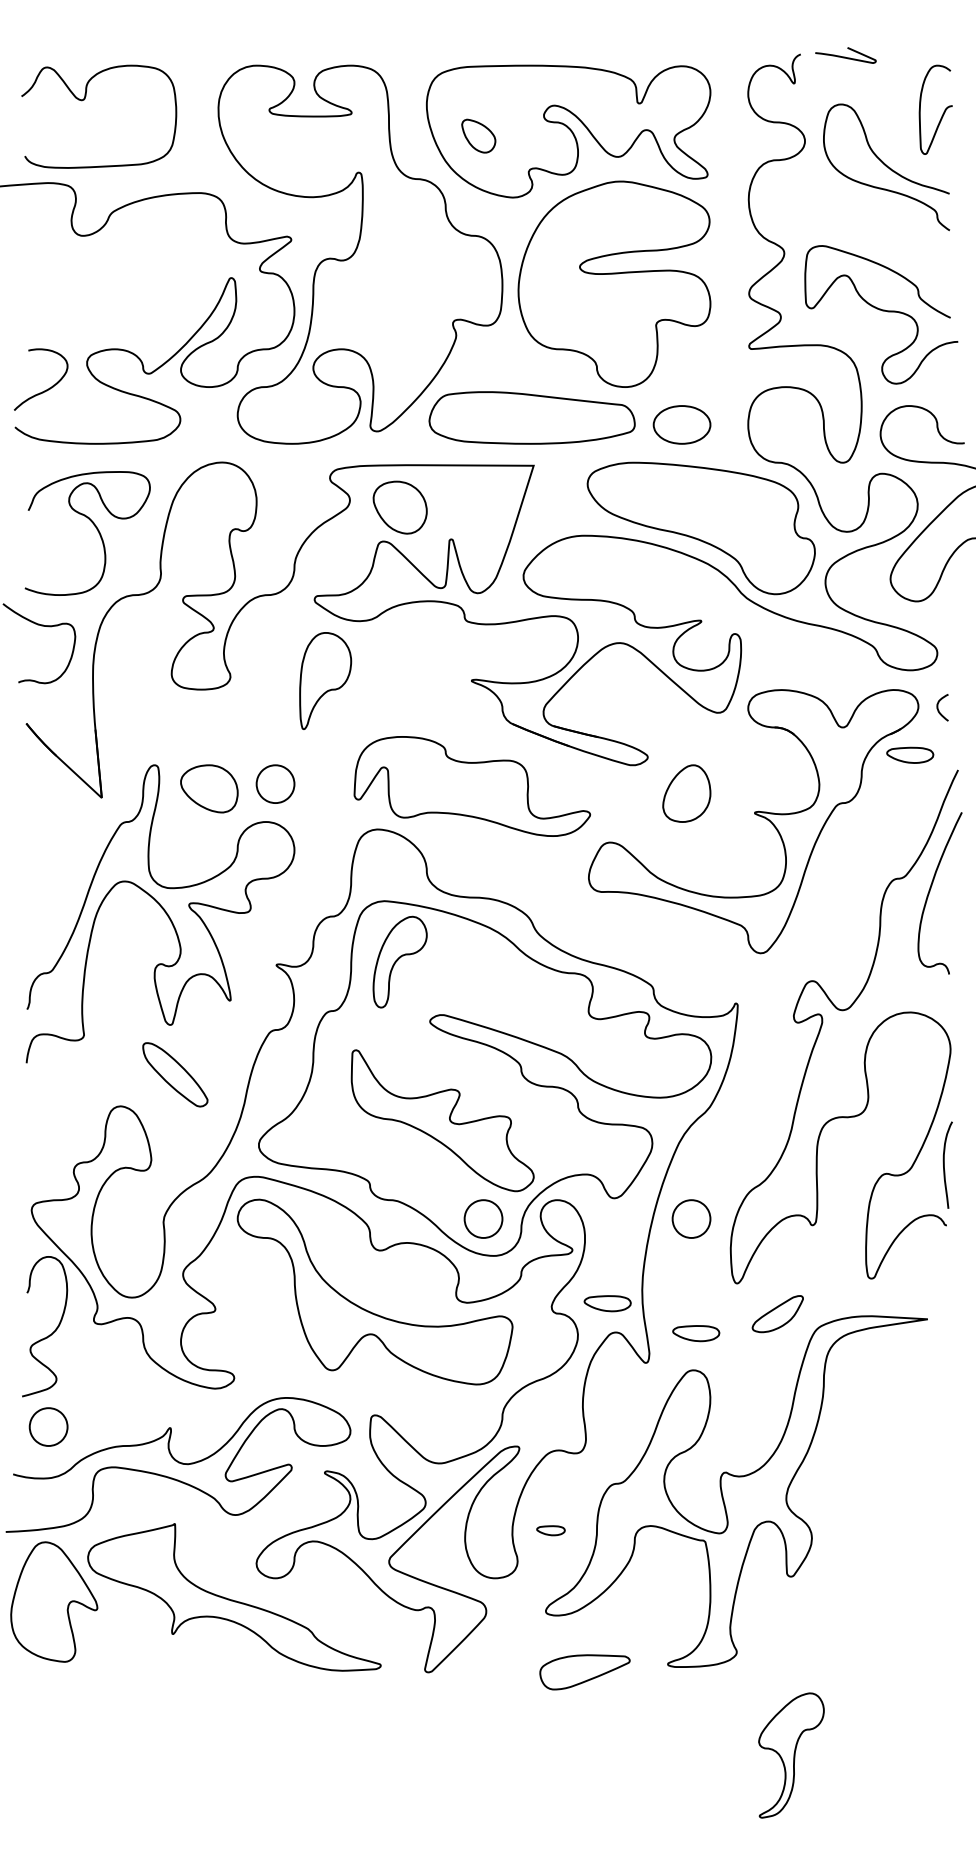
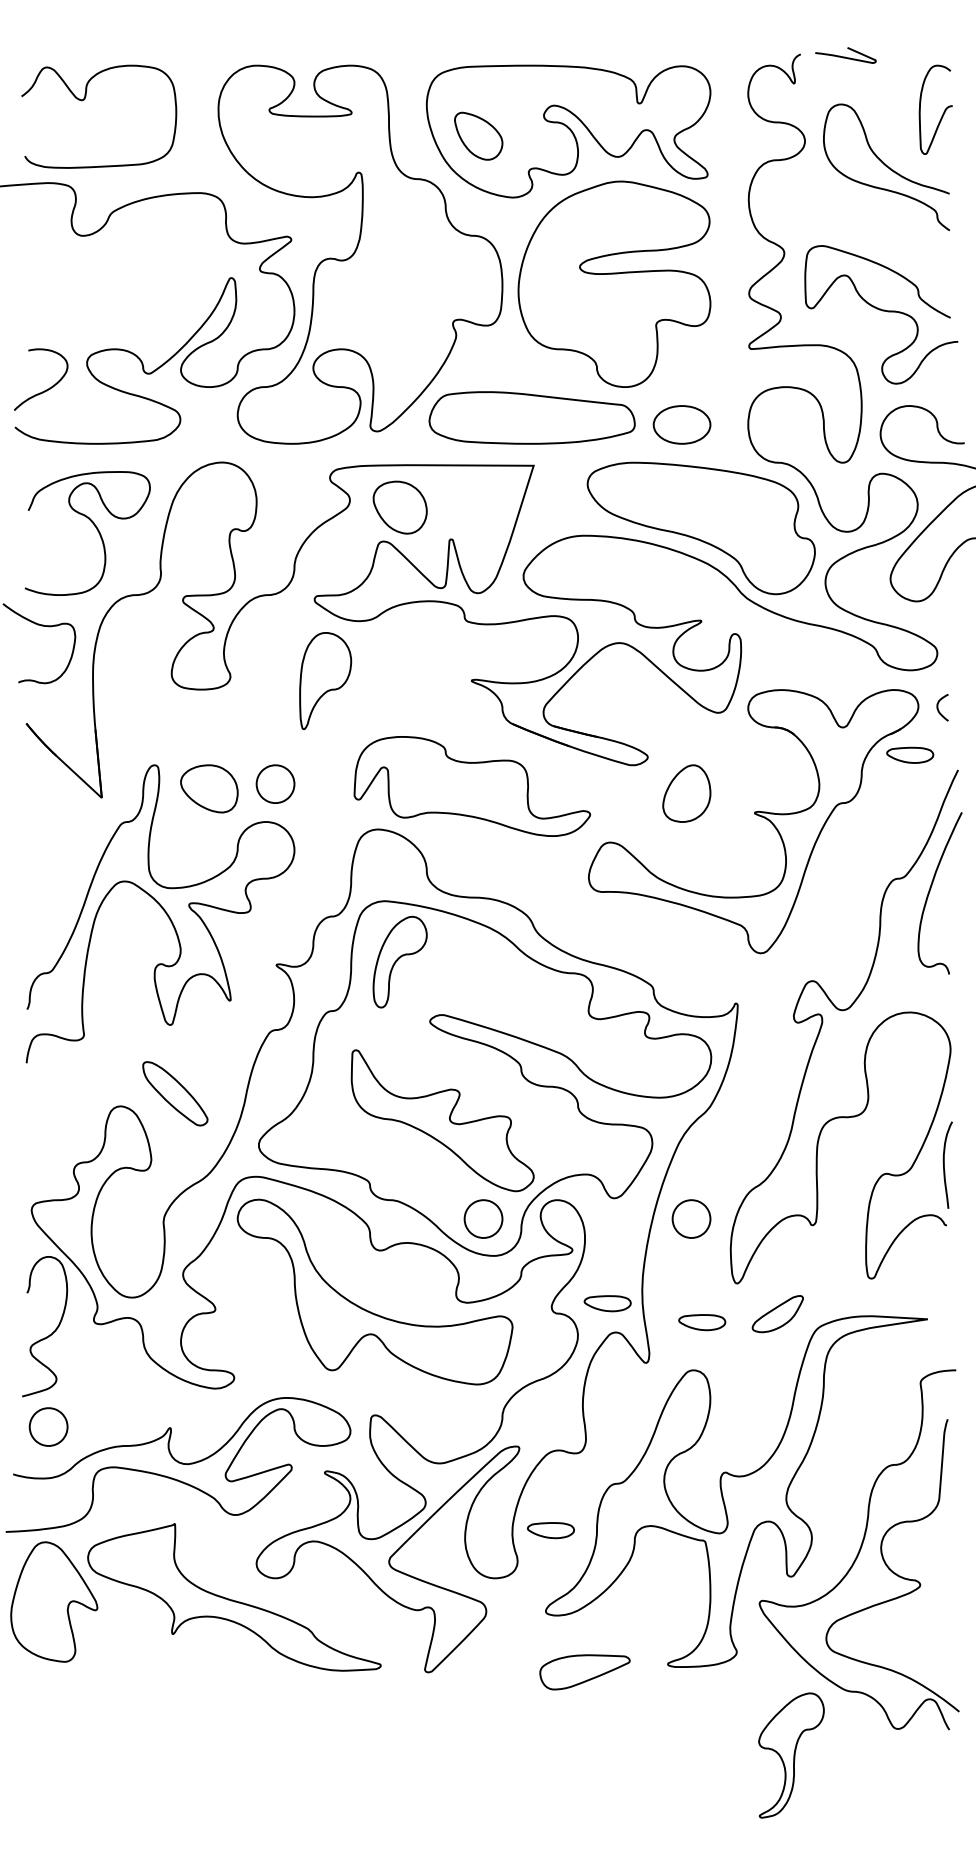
part size: 36x36 px -> 50x50 px (478, 135)
part position: (175, 1074) -> (175, 1093) (175, 1093)
part position: (696, 1333) -> (702, 1322) (702, 1322)
part size: 30x12 px -> 48x18 px (550, 1530)
part: none -> present (858, 1549)
